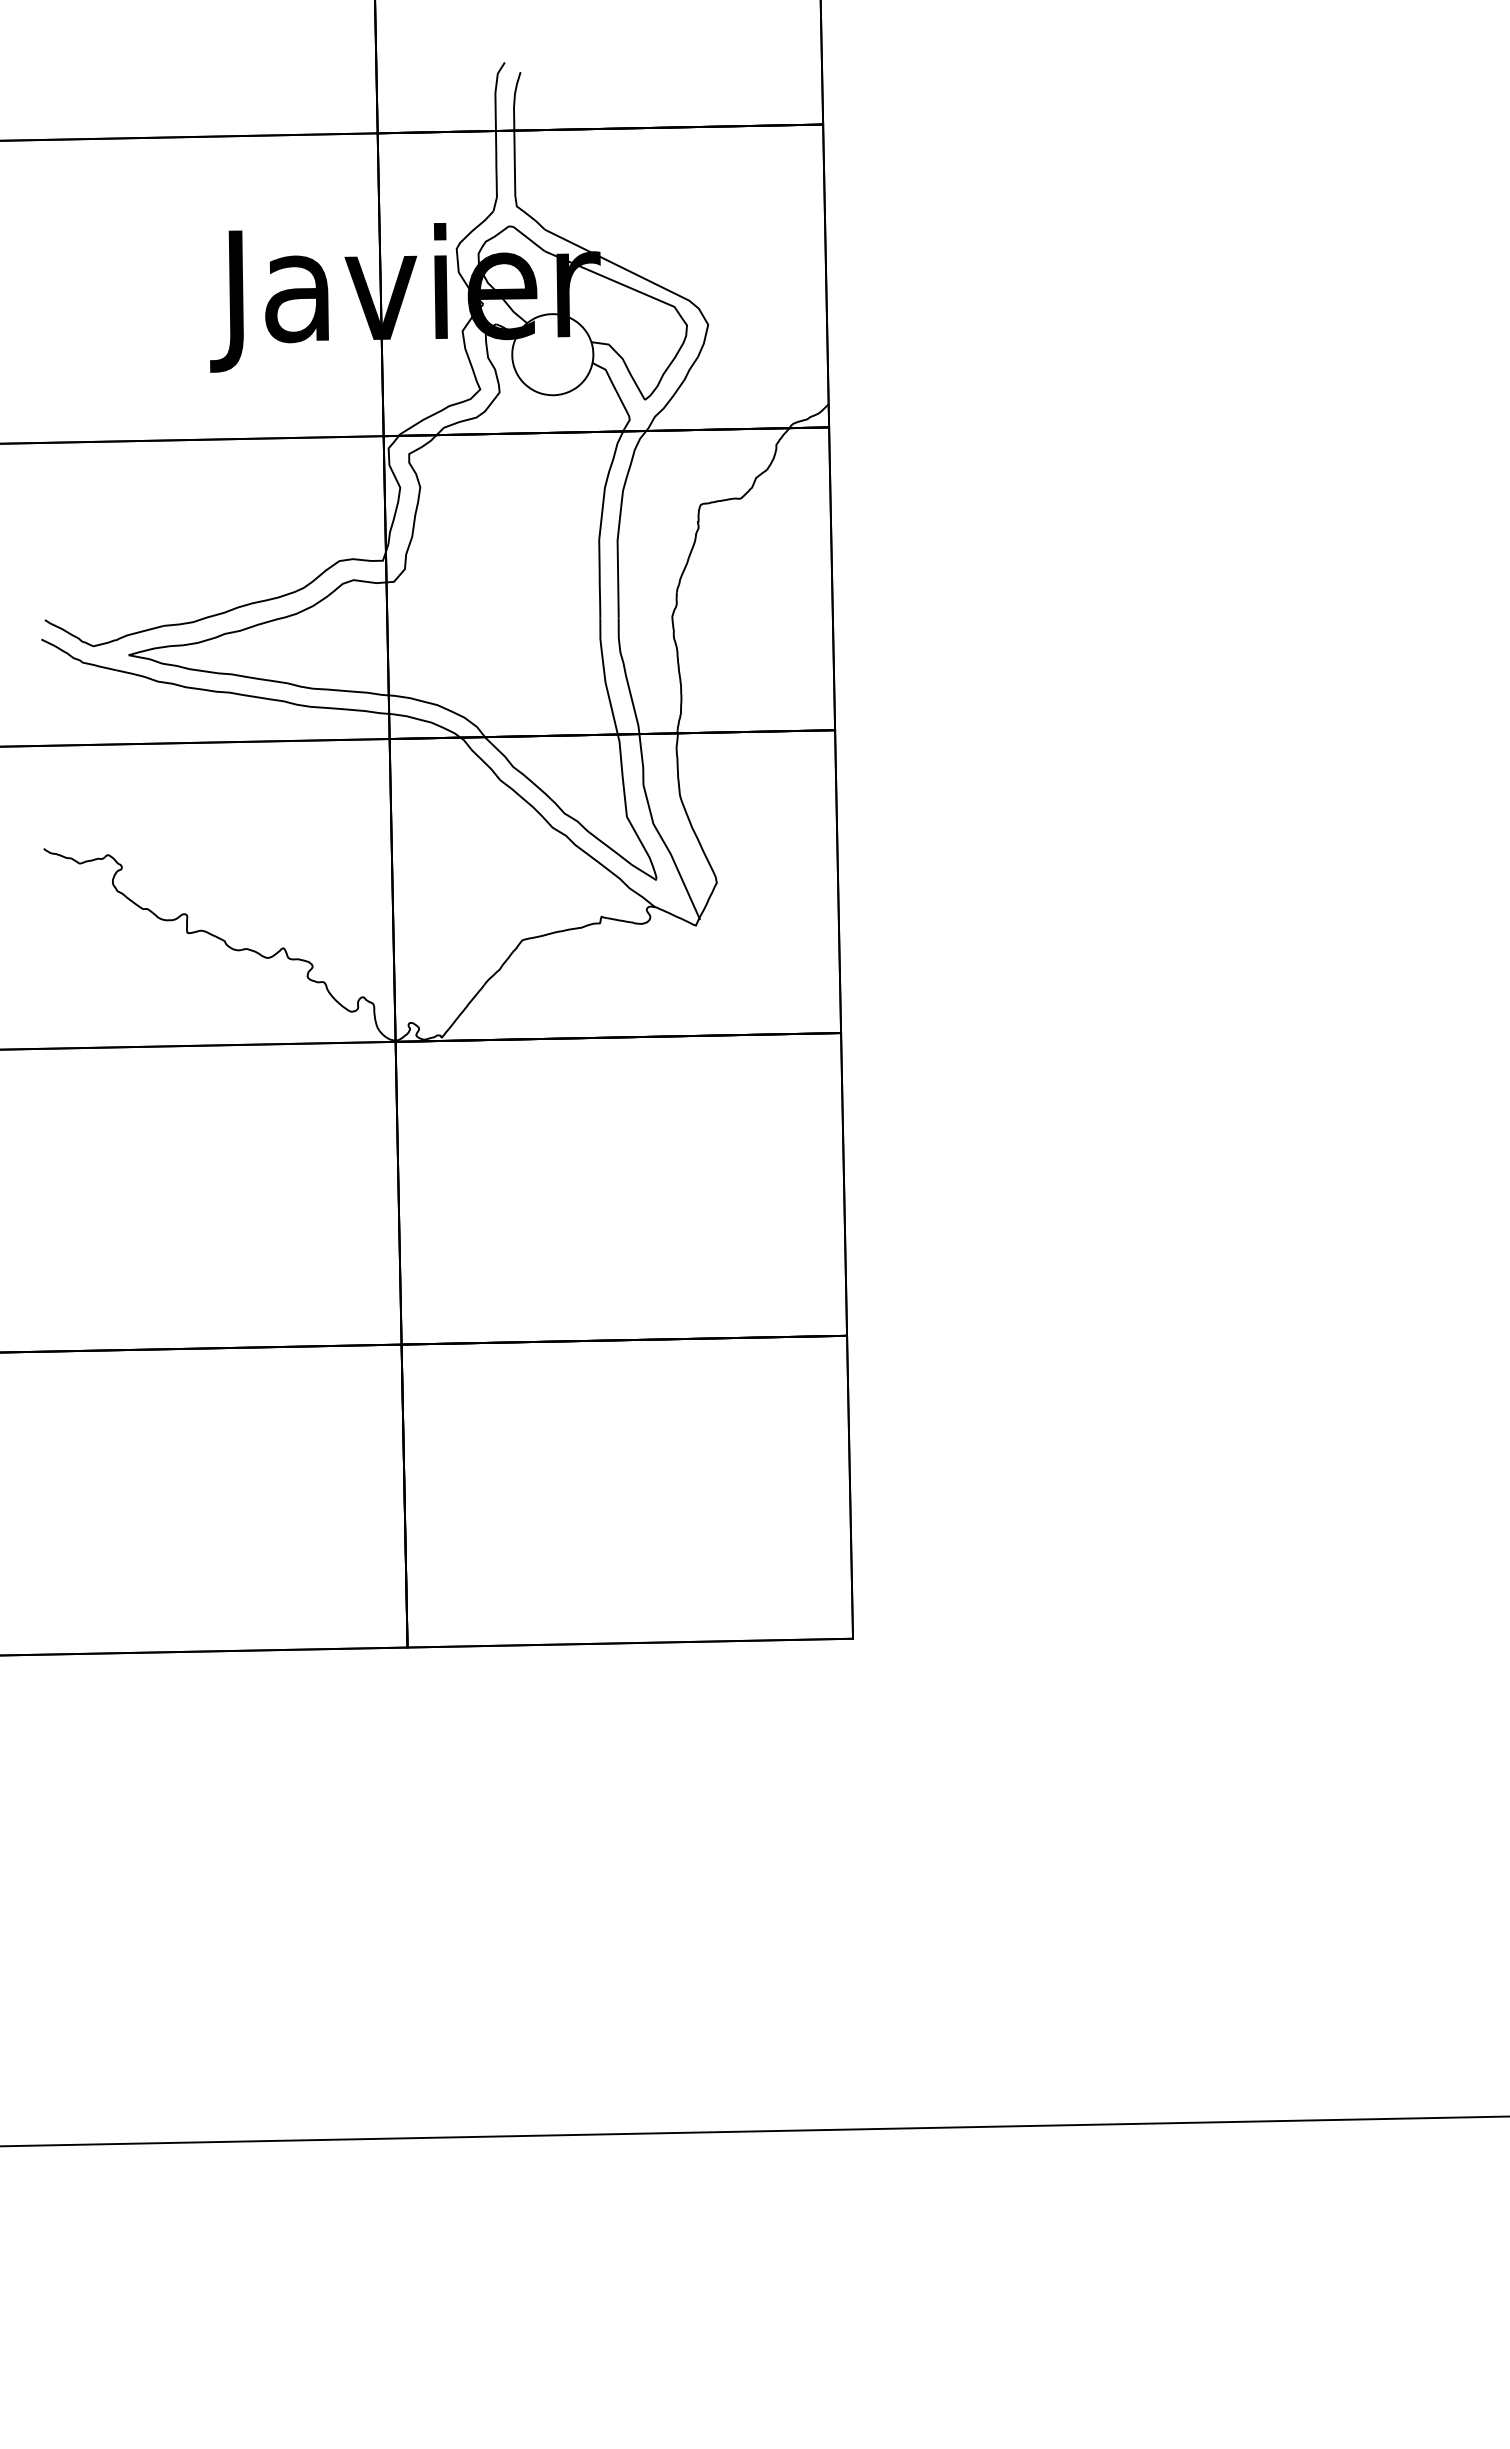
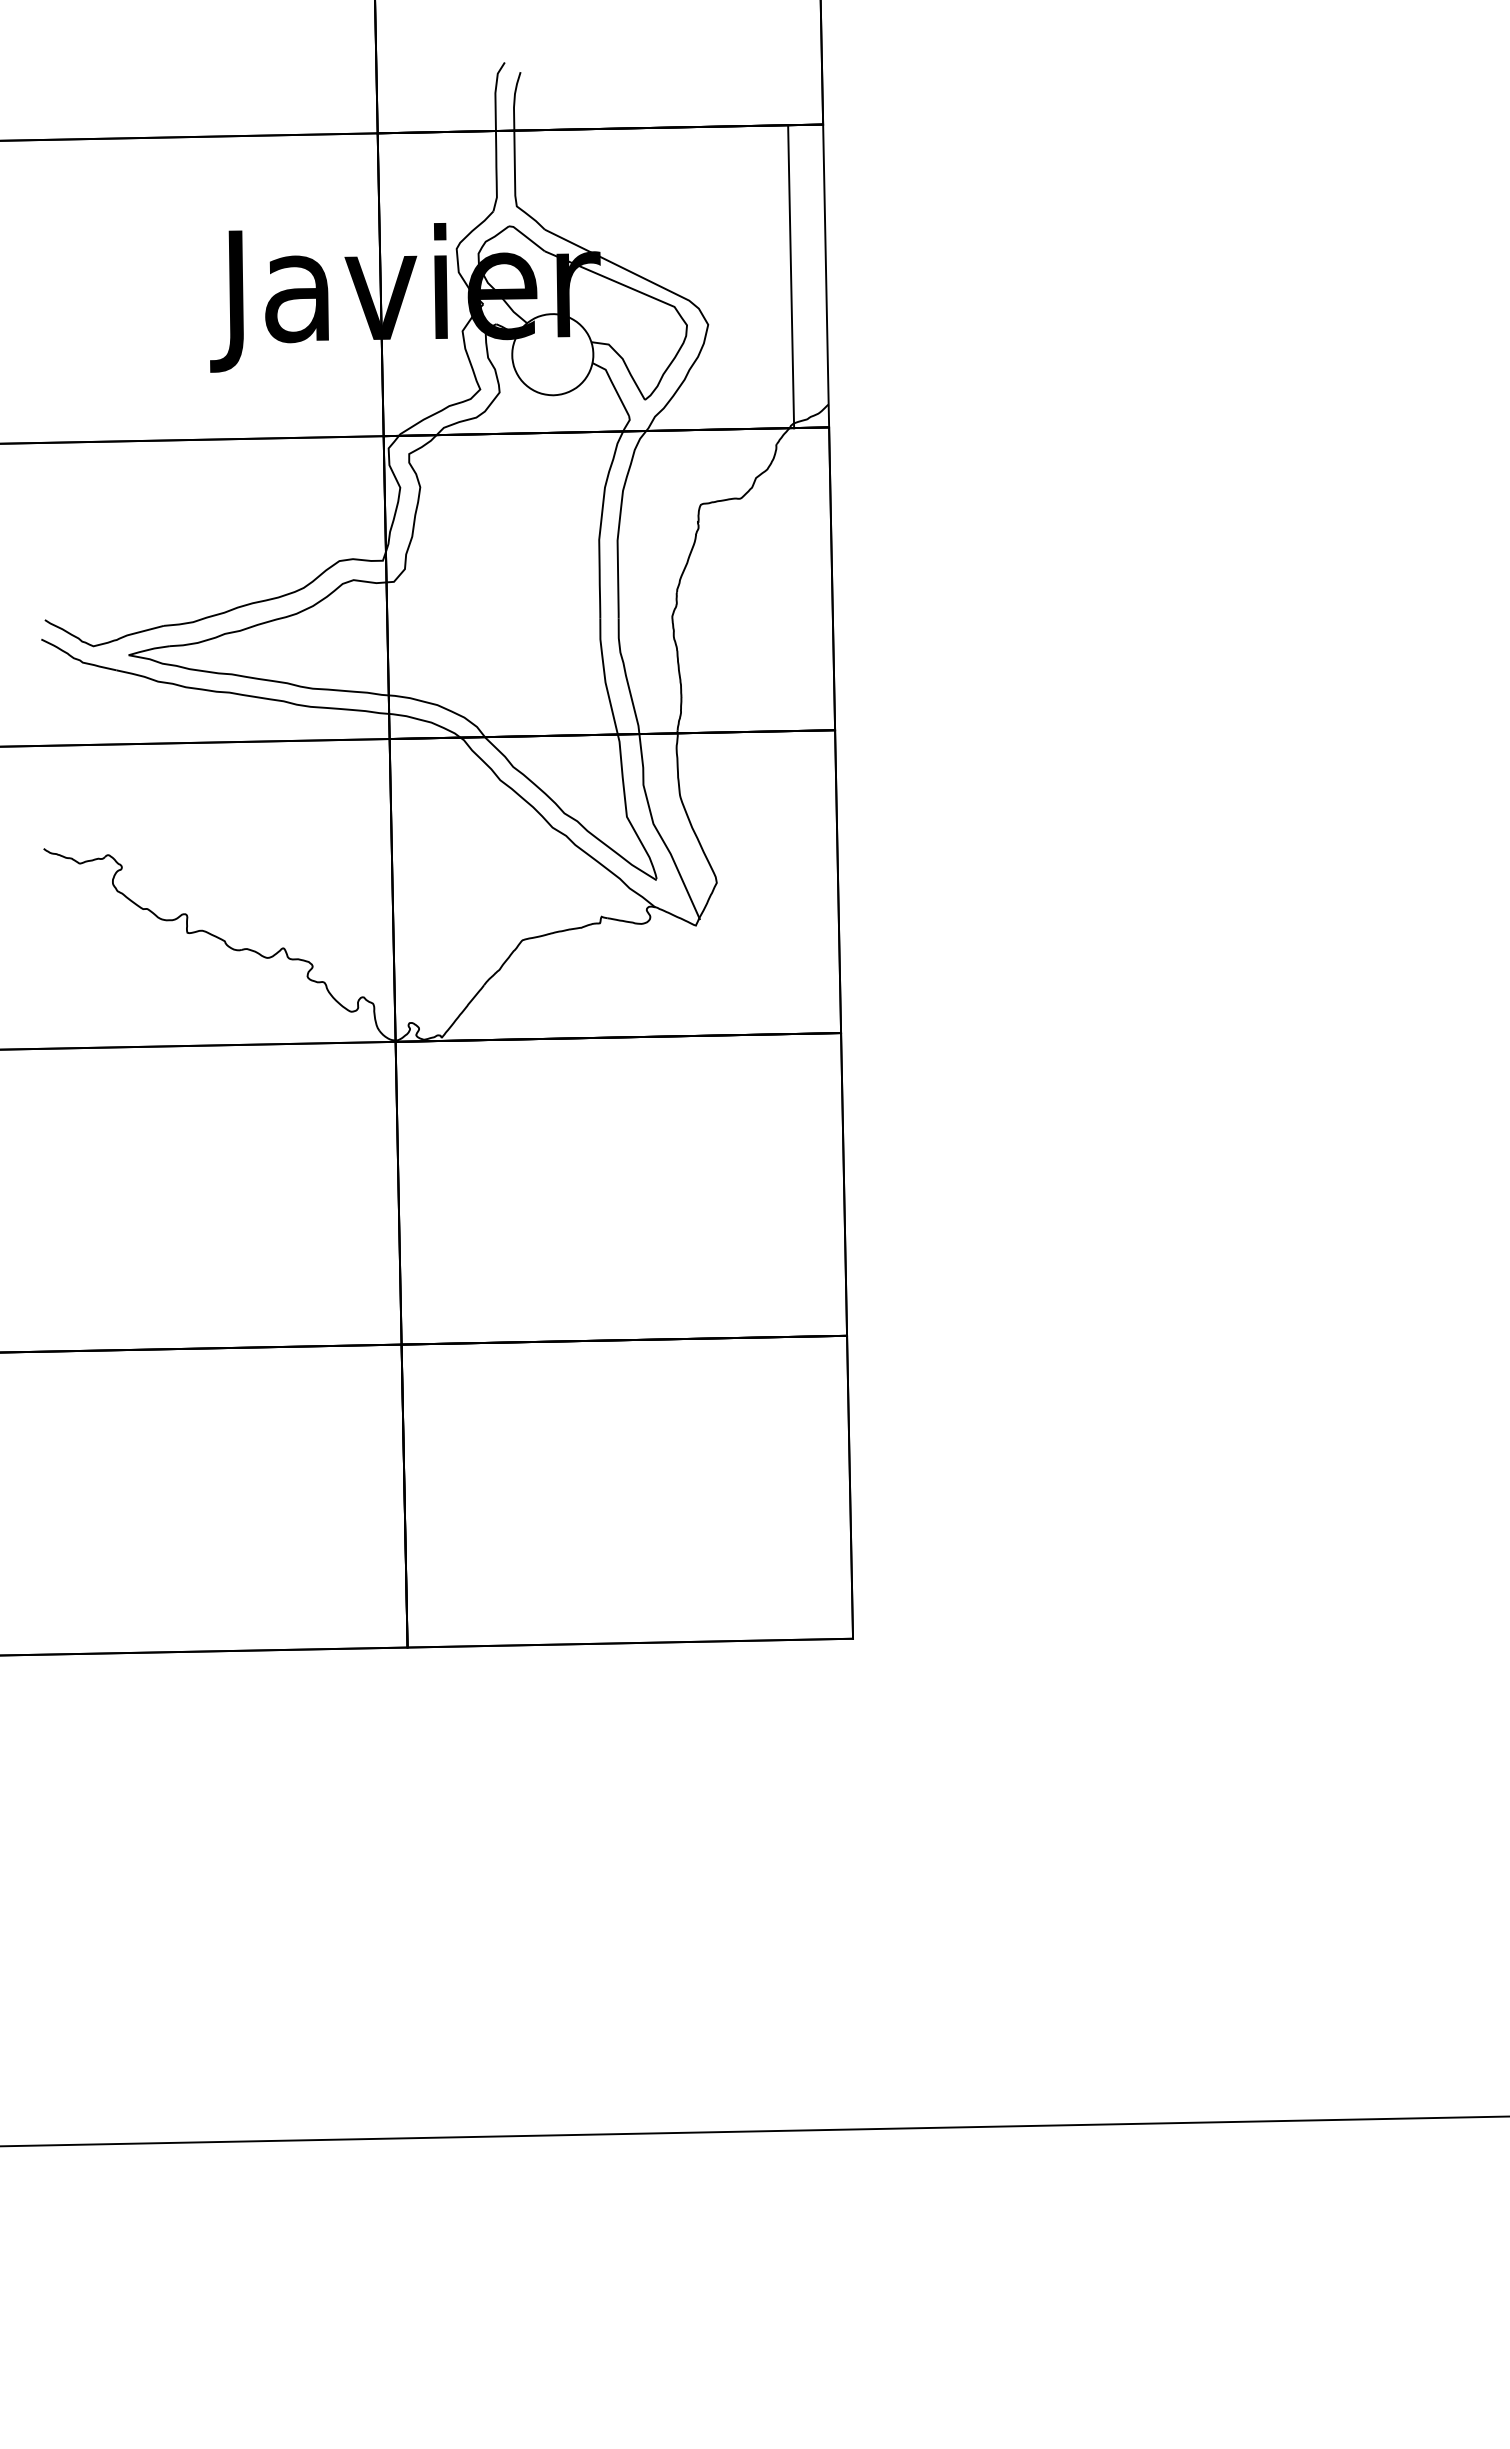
line position: (826, 275) -> (791, 276) (791, 276)
